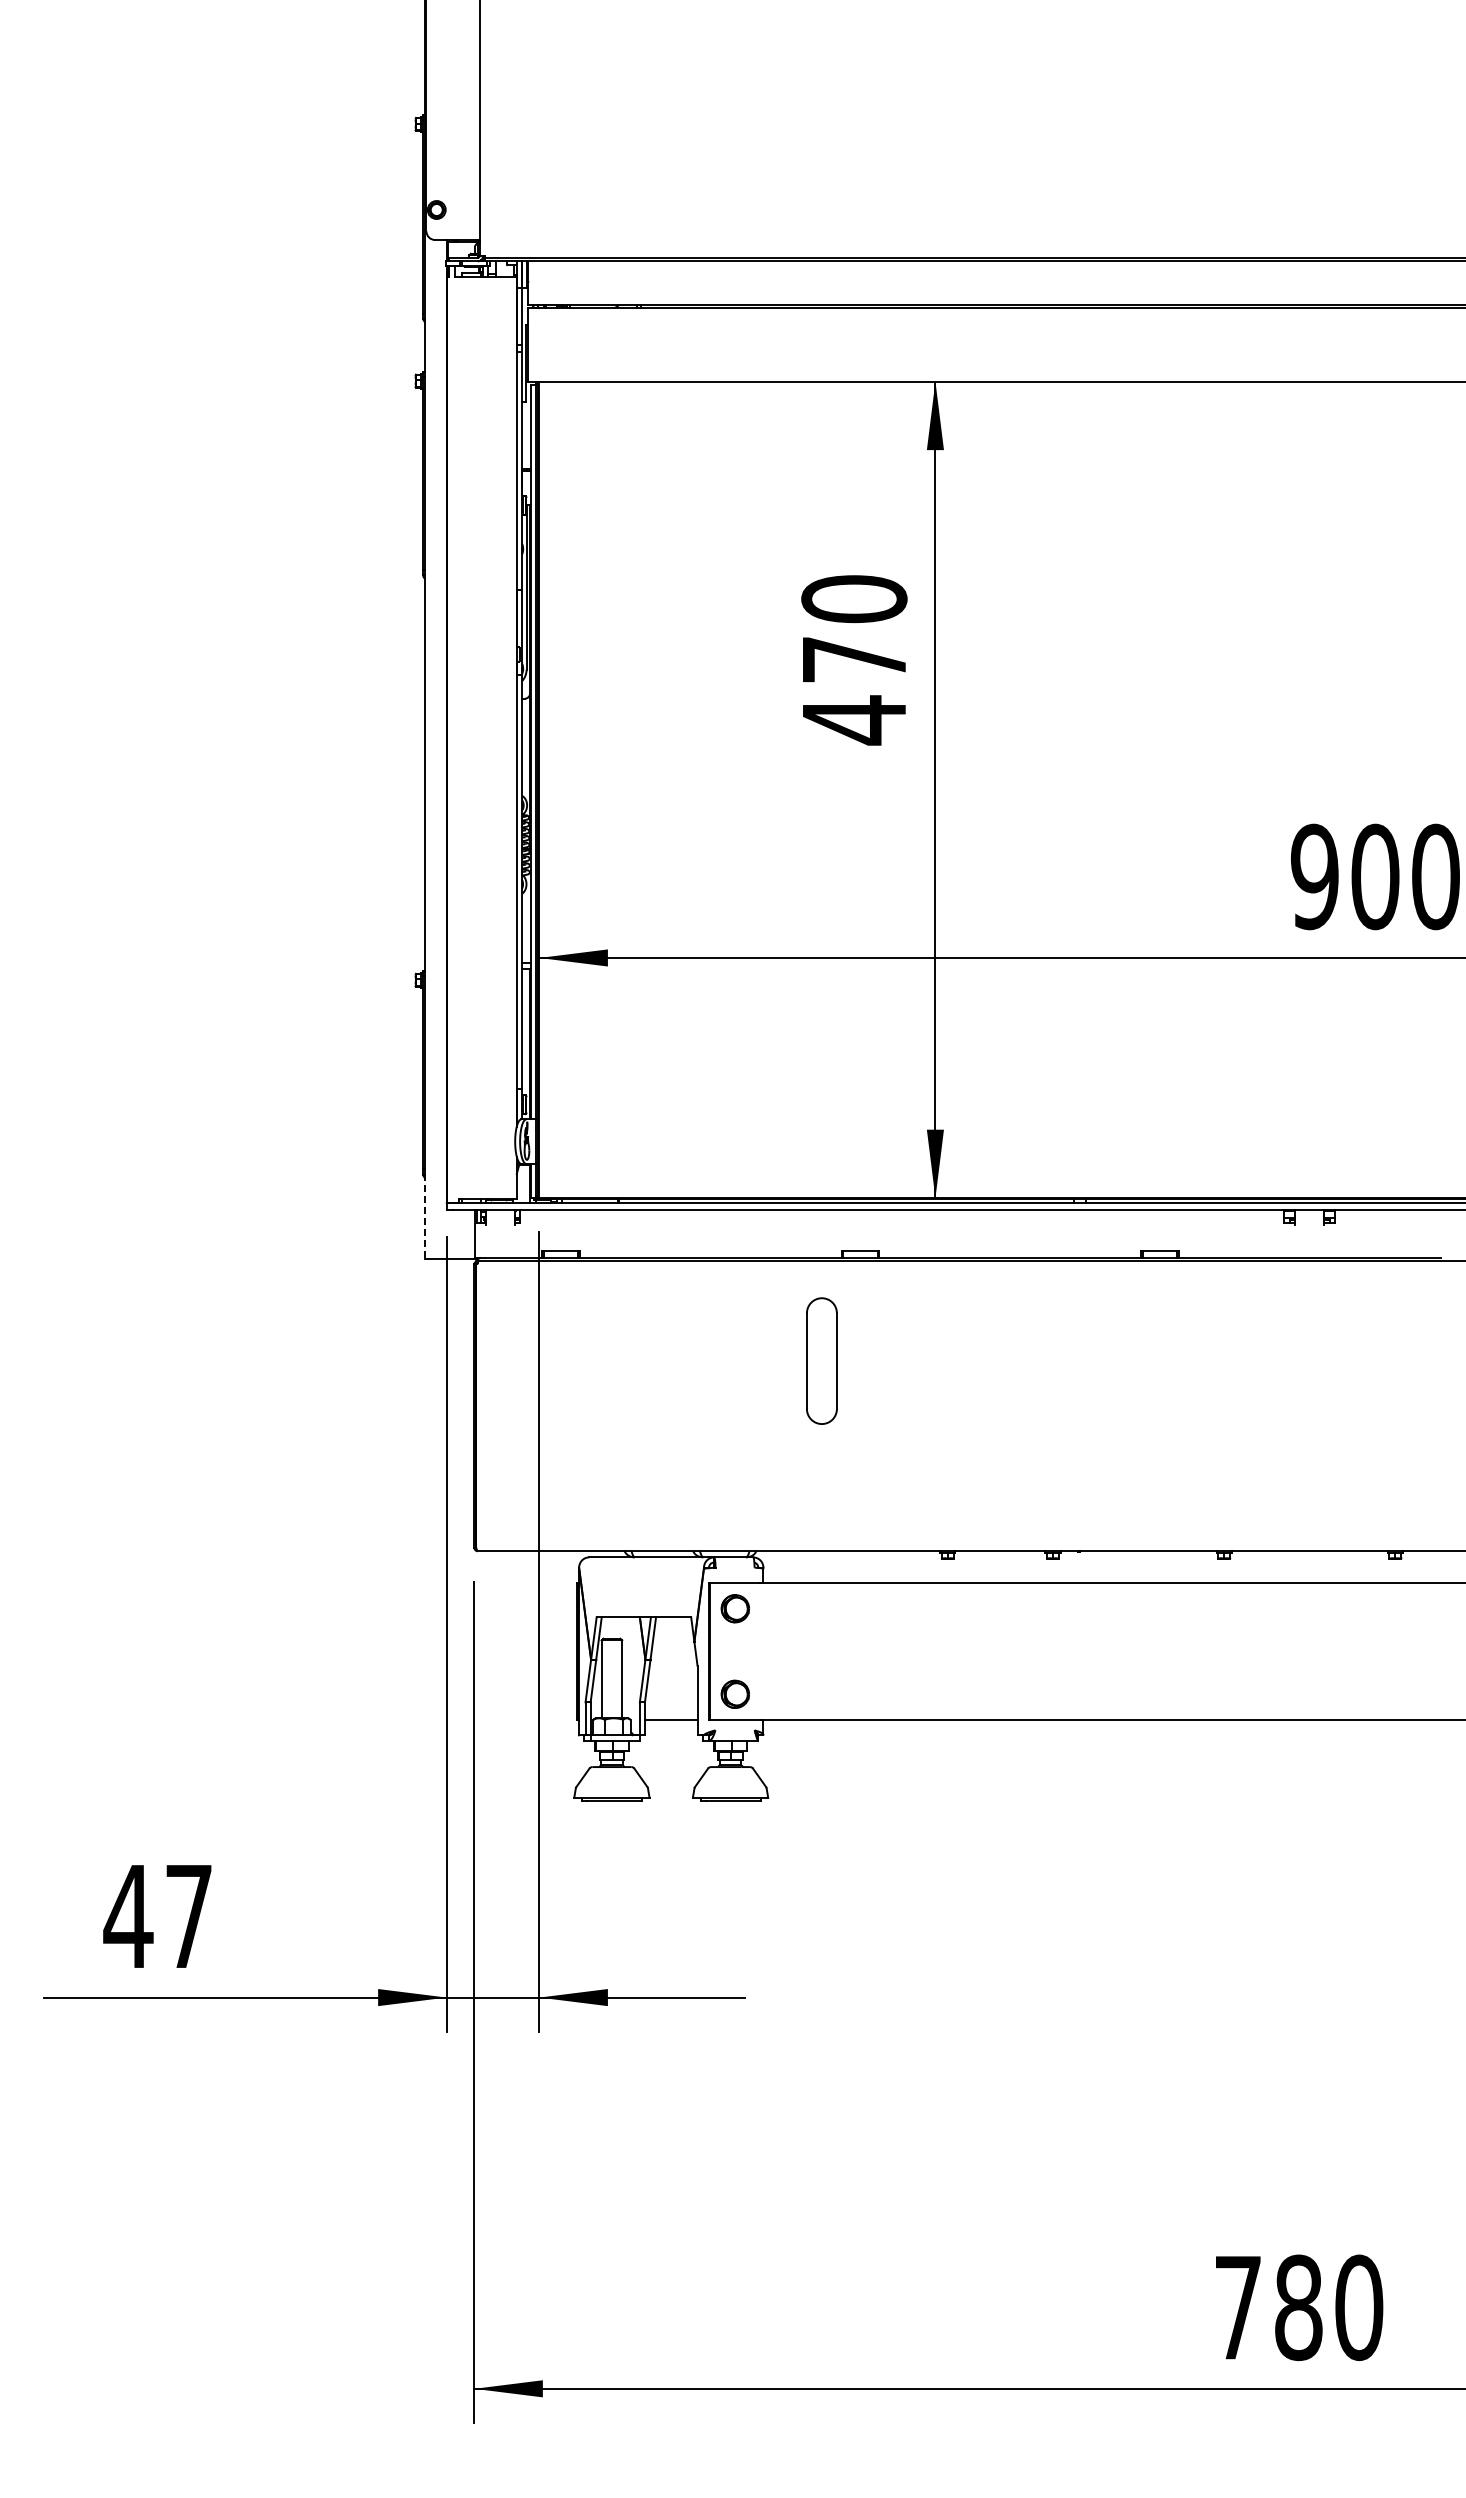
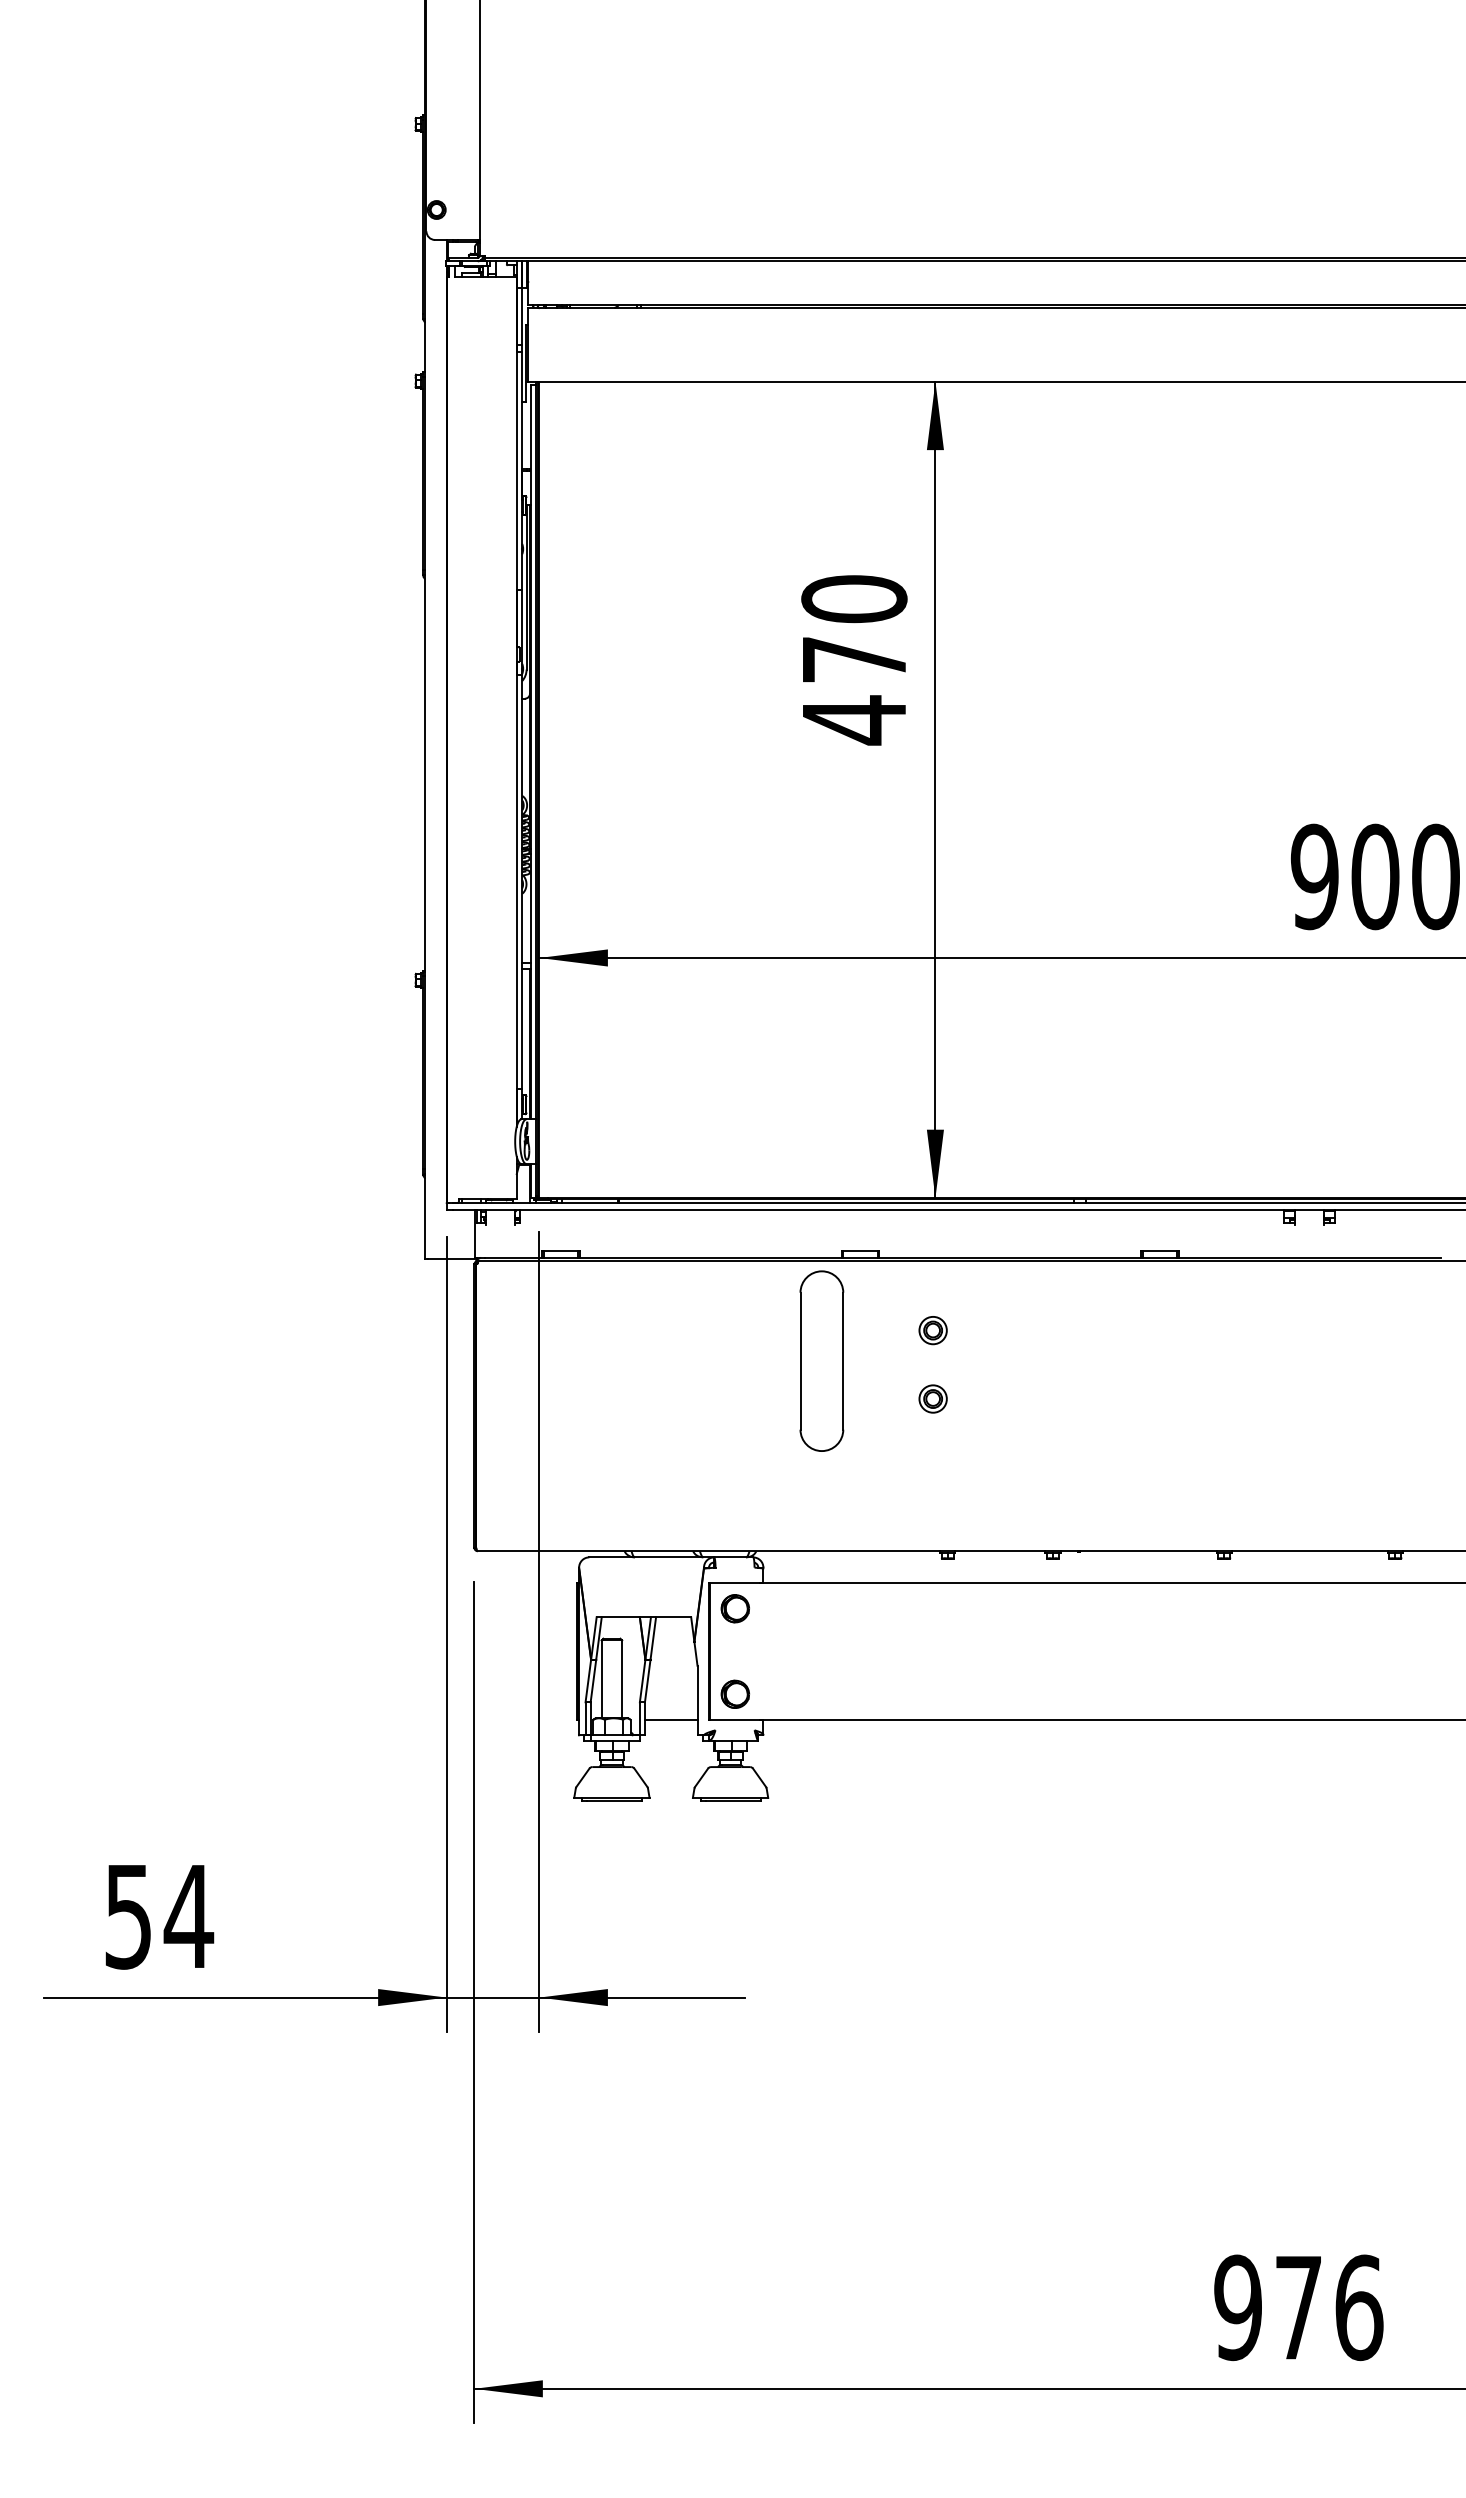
line: dashed -> solid (424, 1216)
part: none -> present (932, 1330)
part size: 32x128 px -> 46x182 px (821, 1360)
part: none -> present (932, 1398)
text: 47 -> 54 (158, 1917)
text: 780 -> 976 (1298, 2307)
